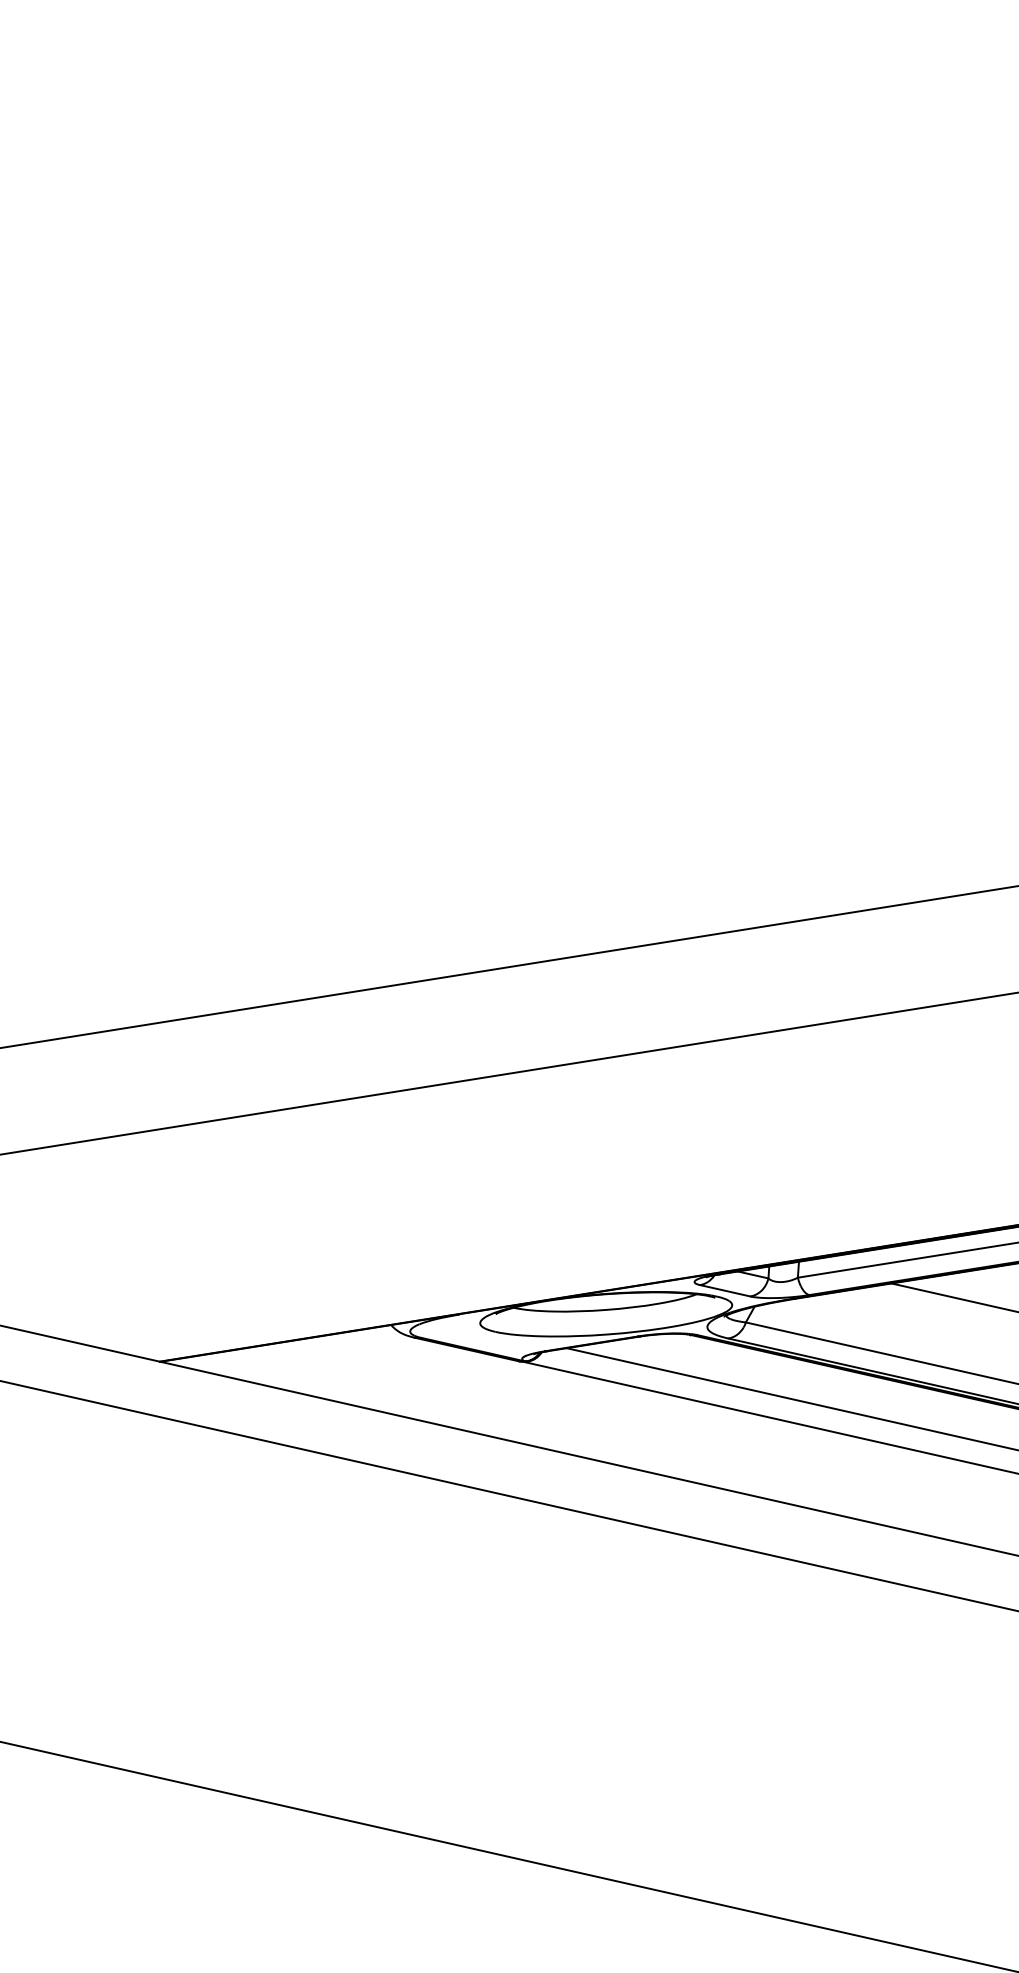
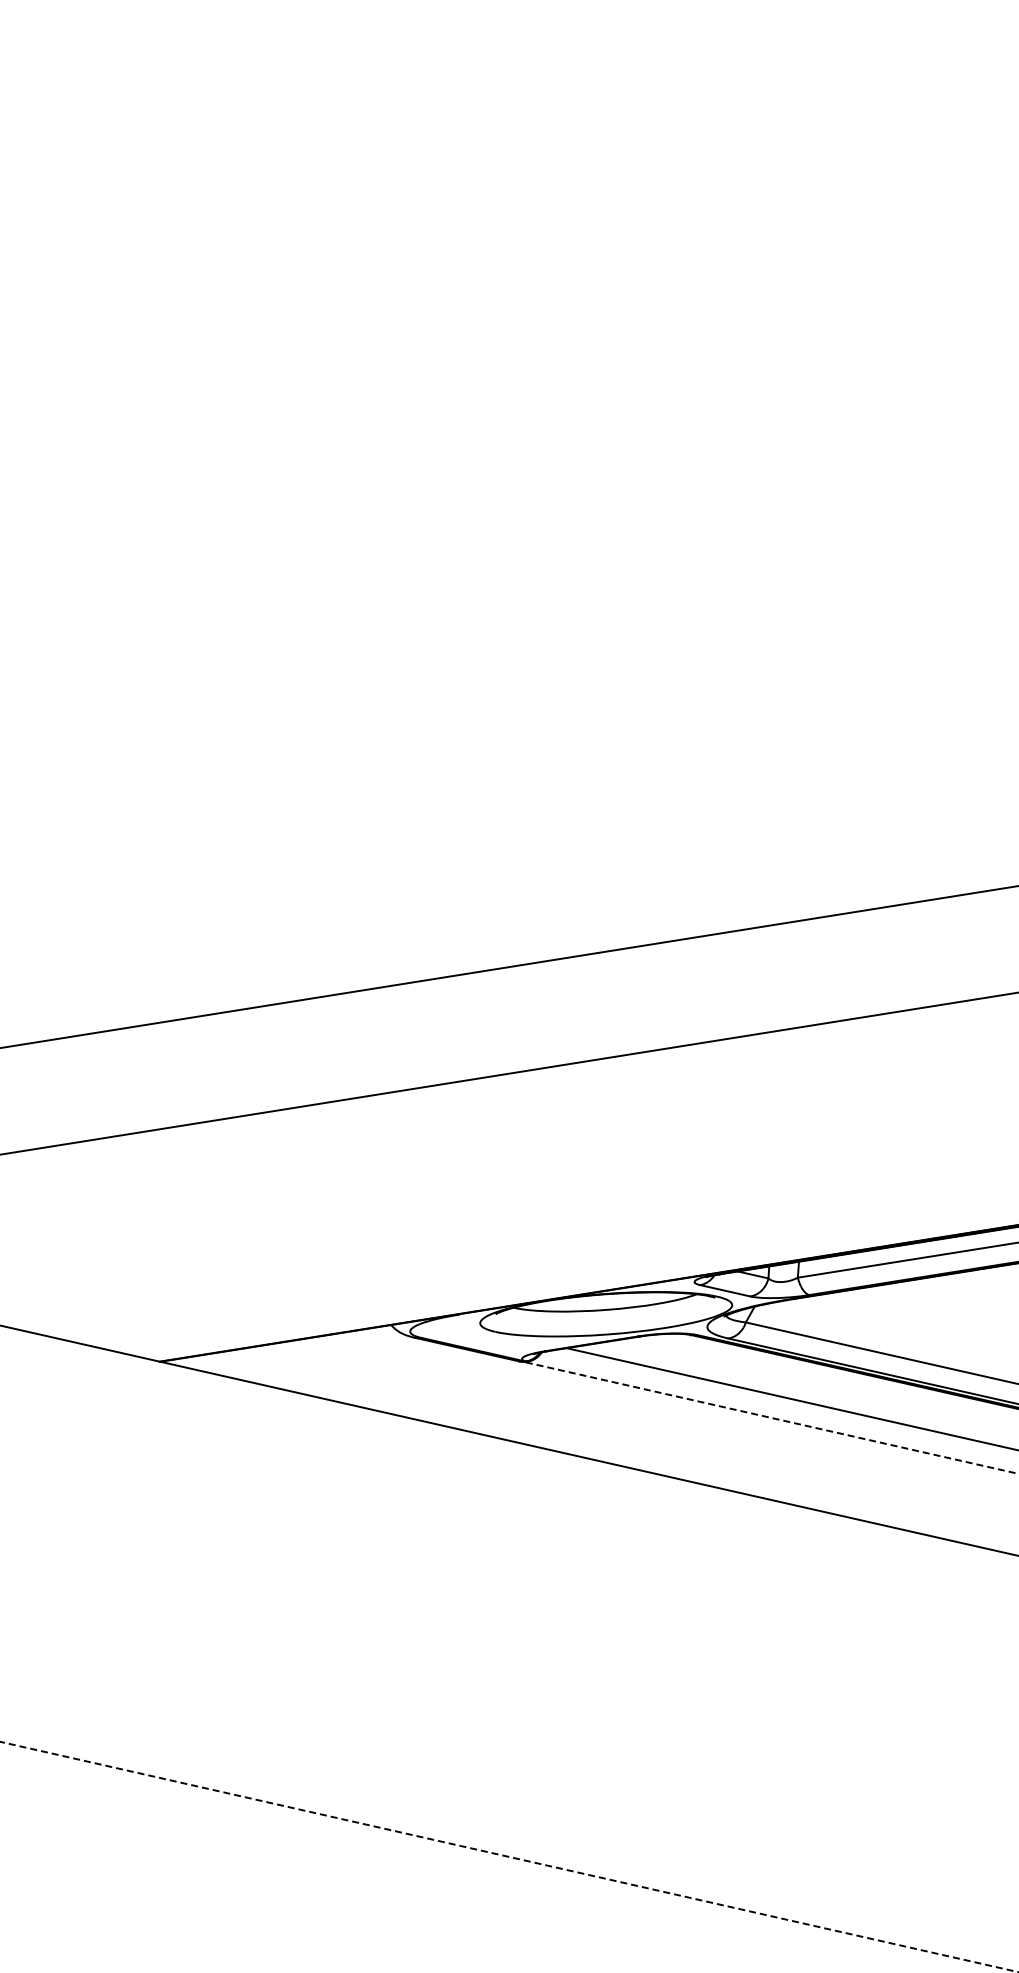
line: present -> none (953, 1297)
line: solid -> dashed (772, 1418)
line: present -> none (508, 1495)
line: solid -> dashed (509, 1856)
